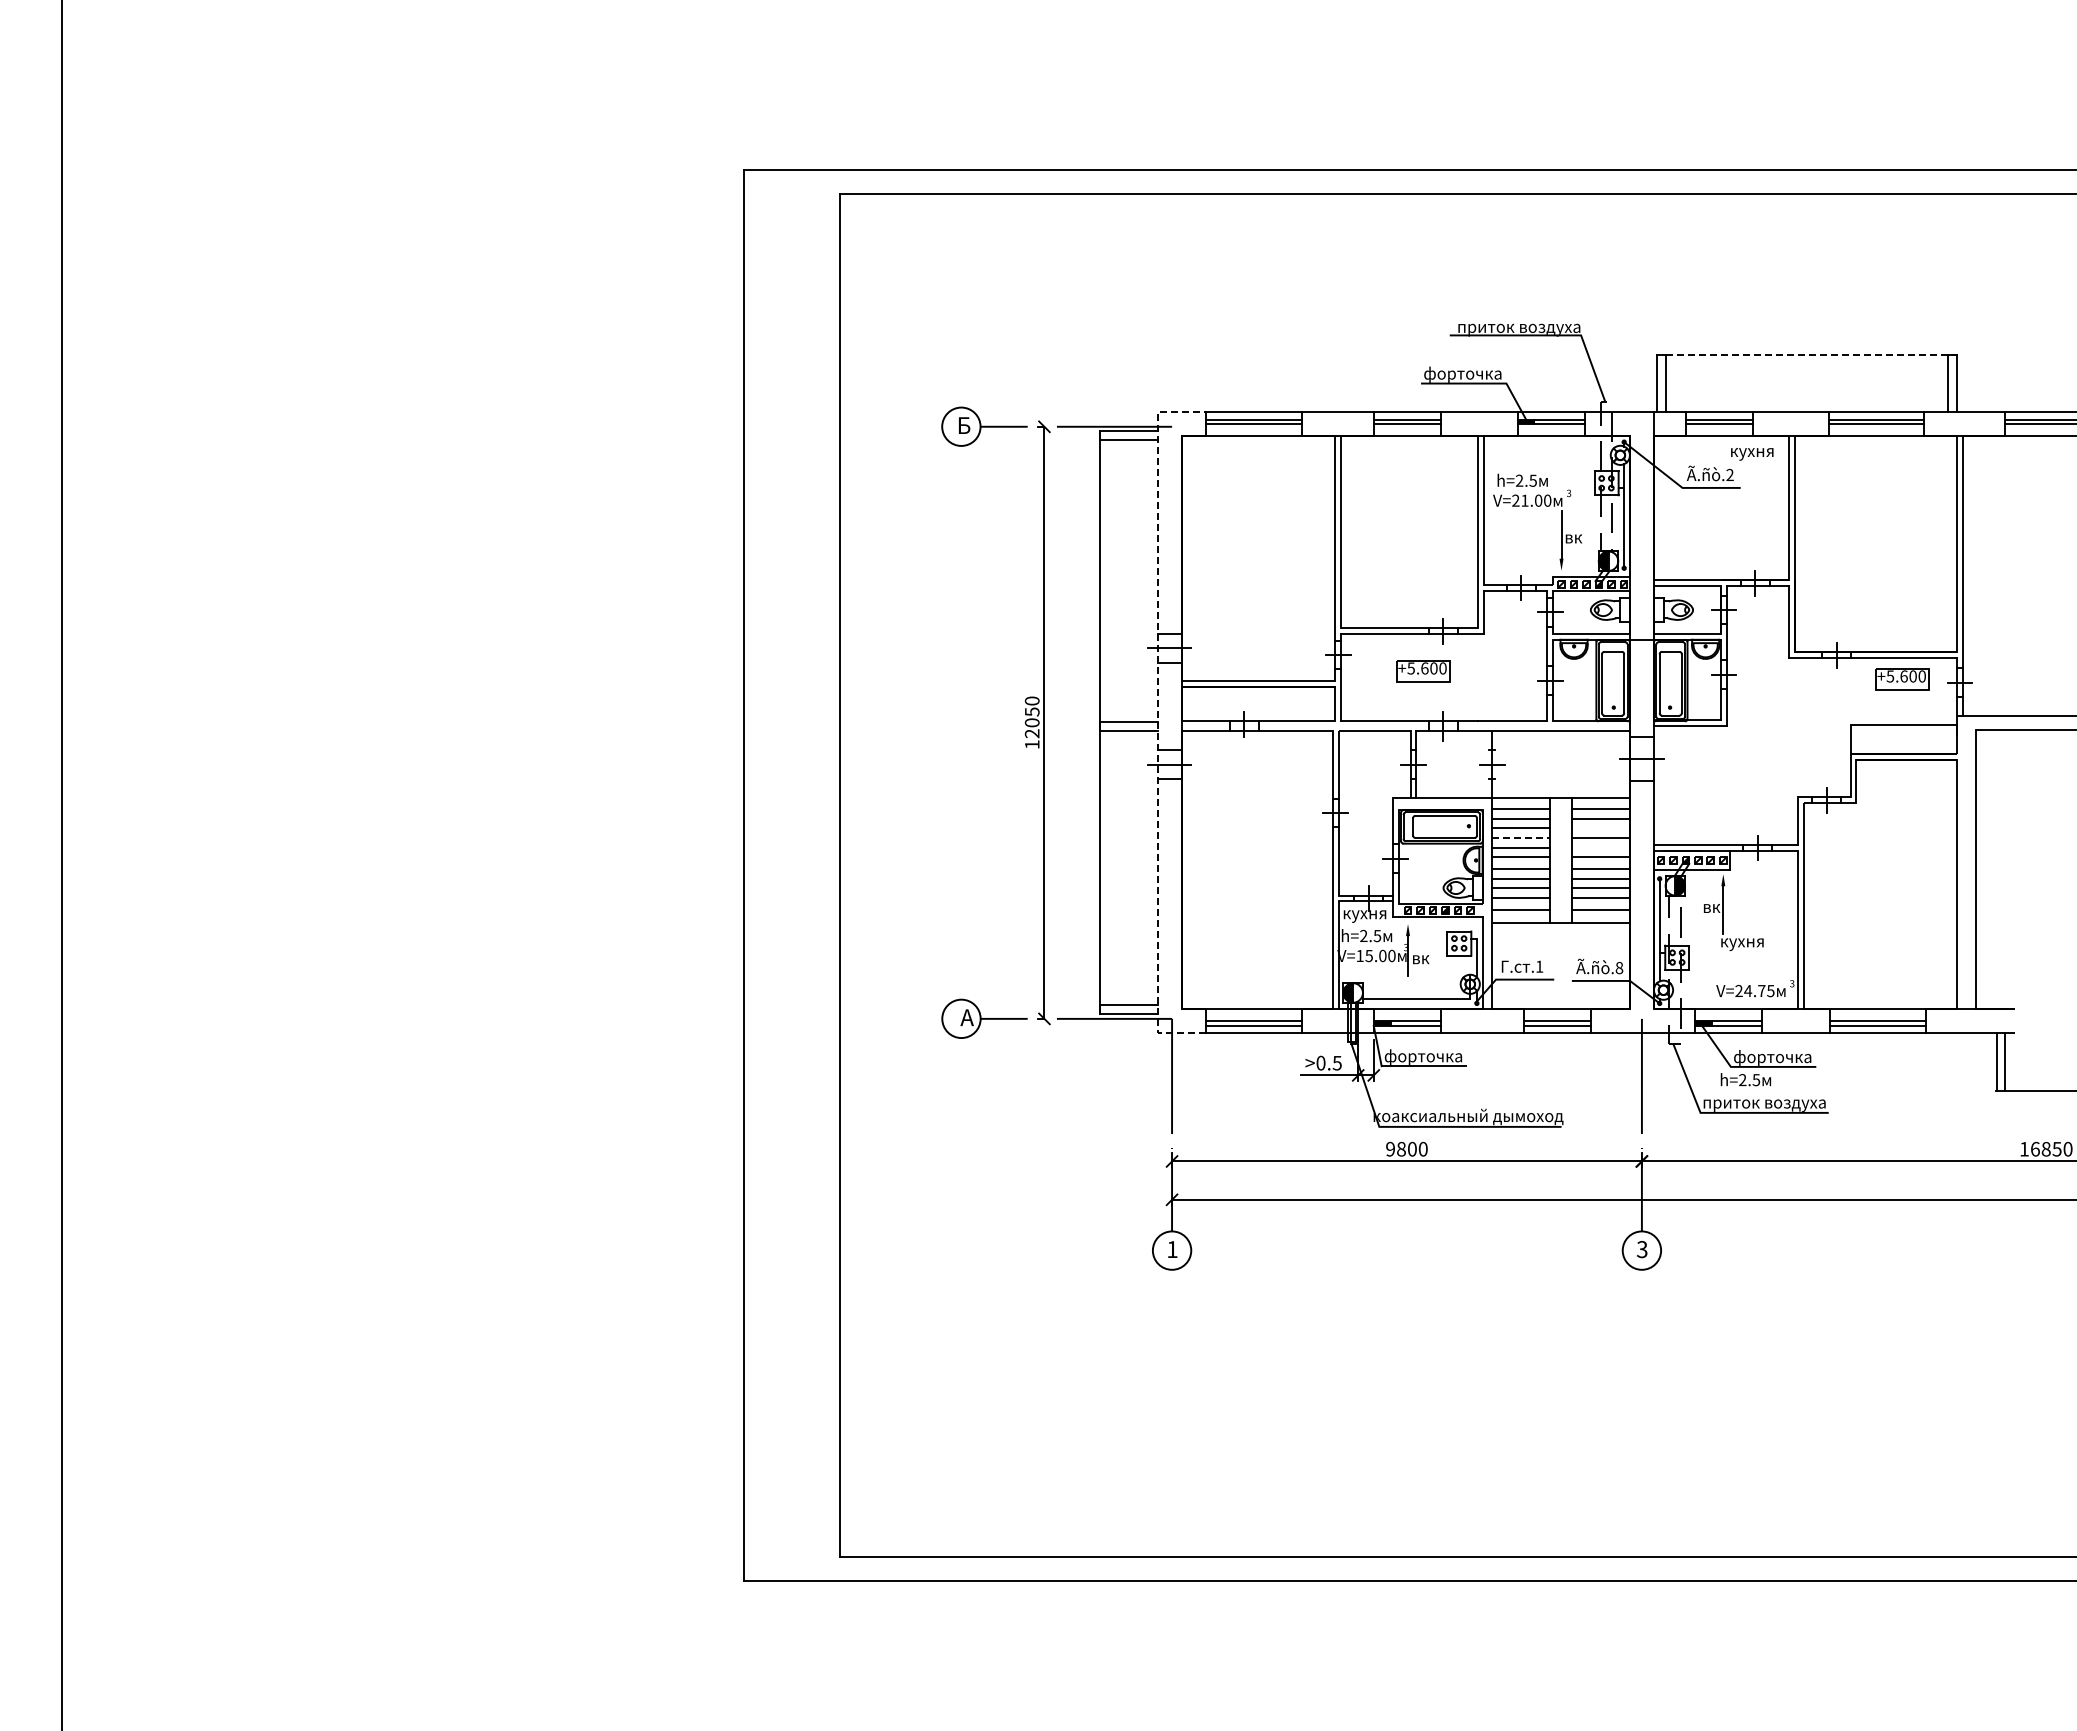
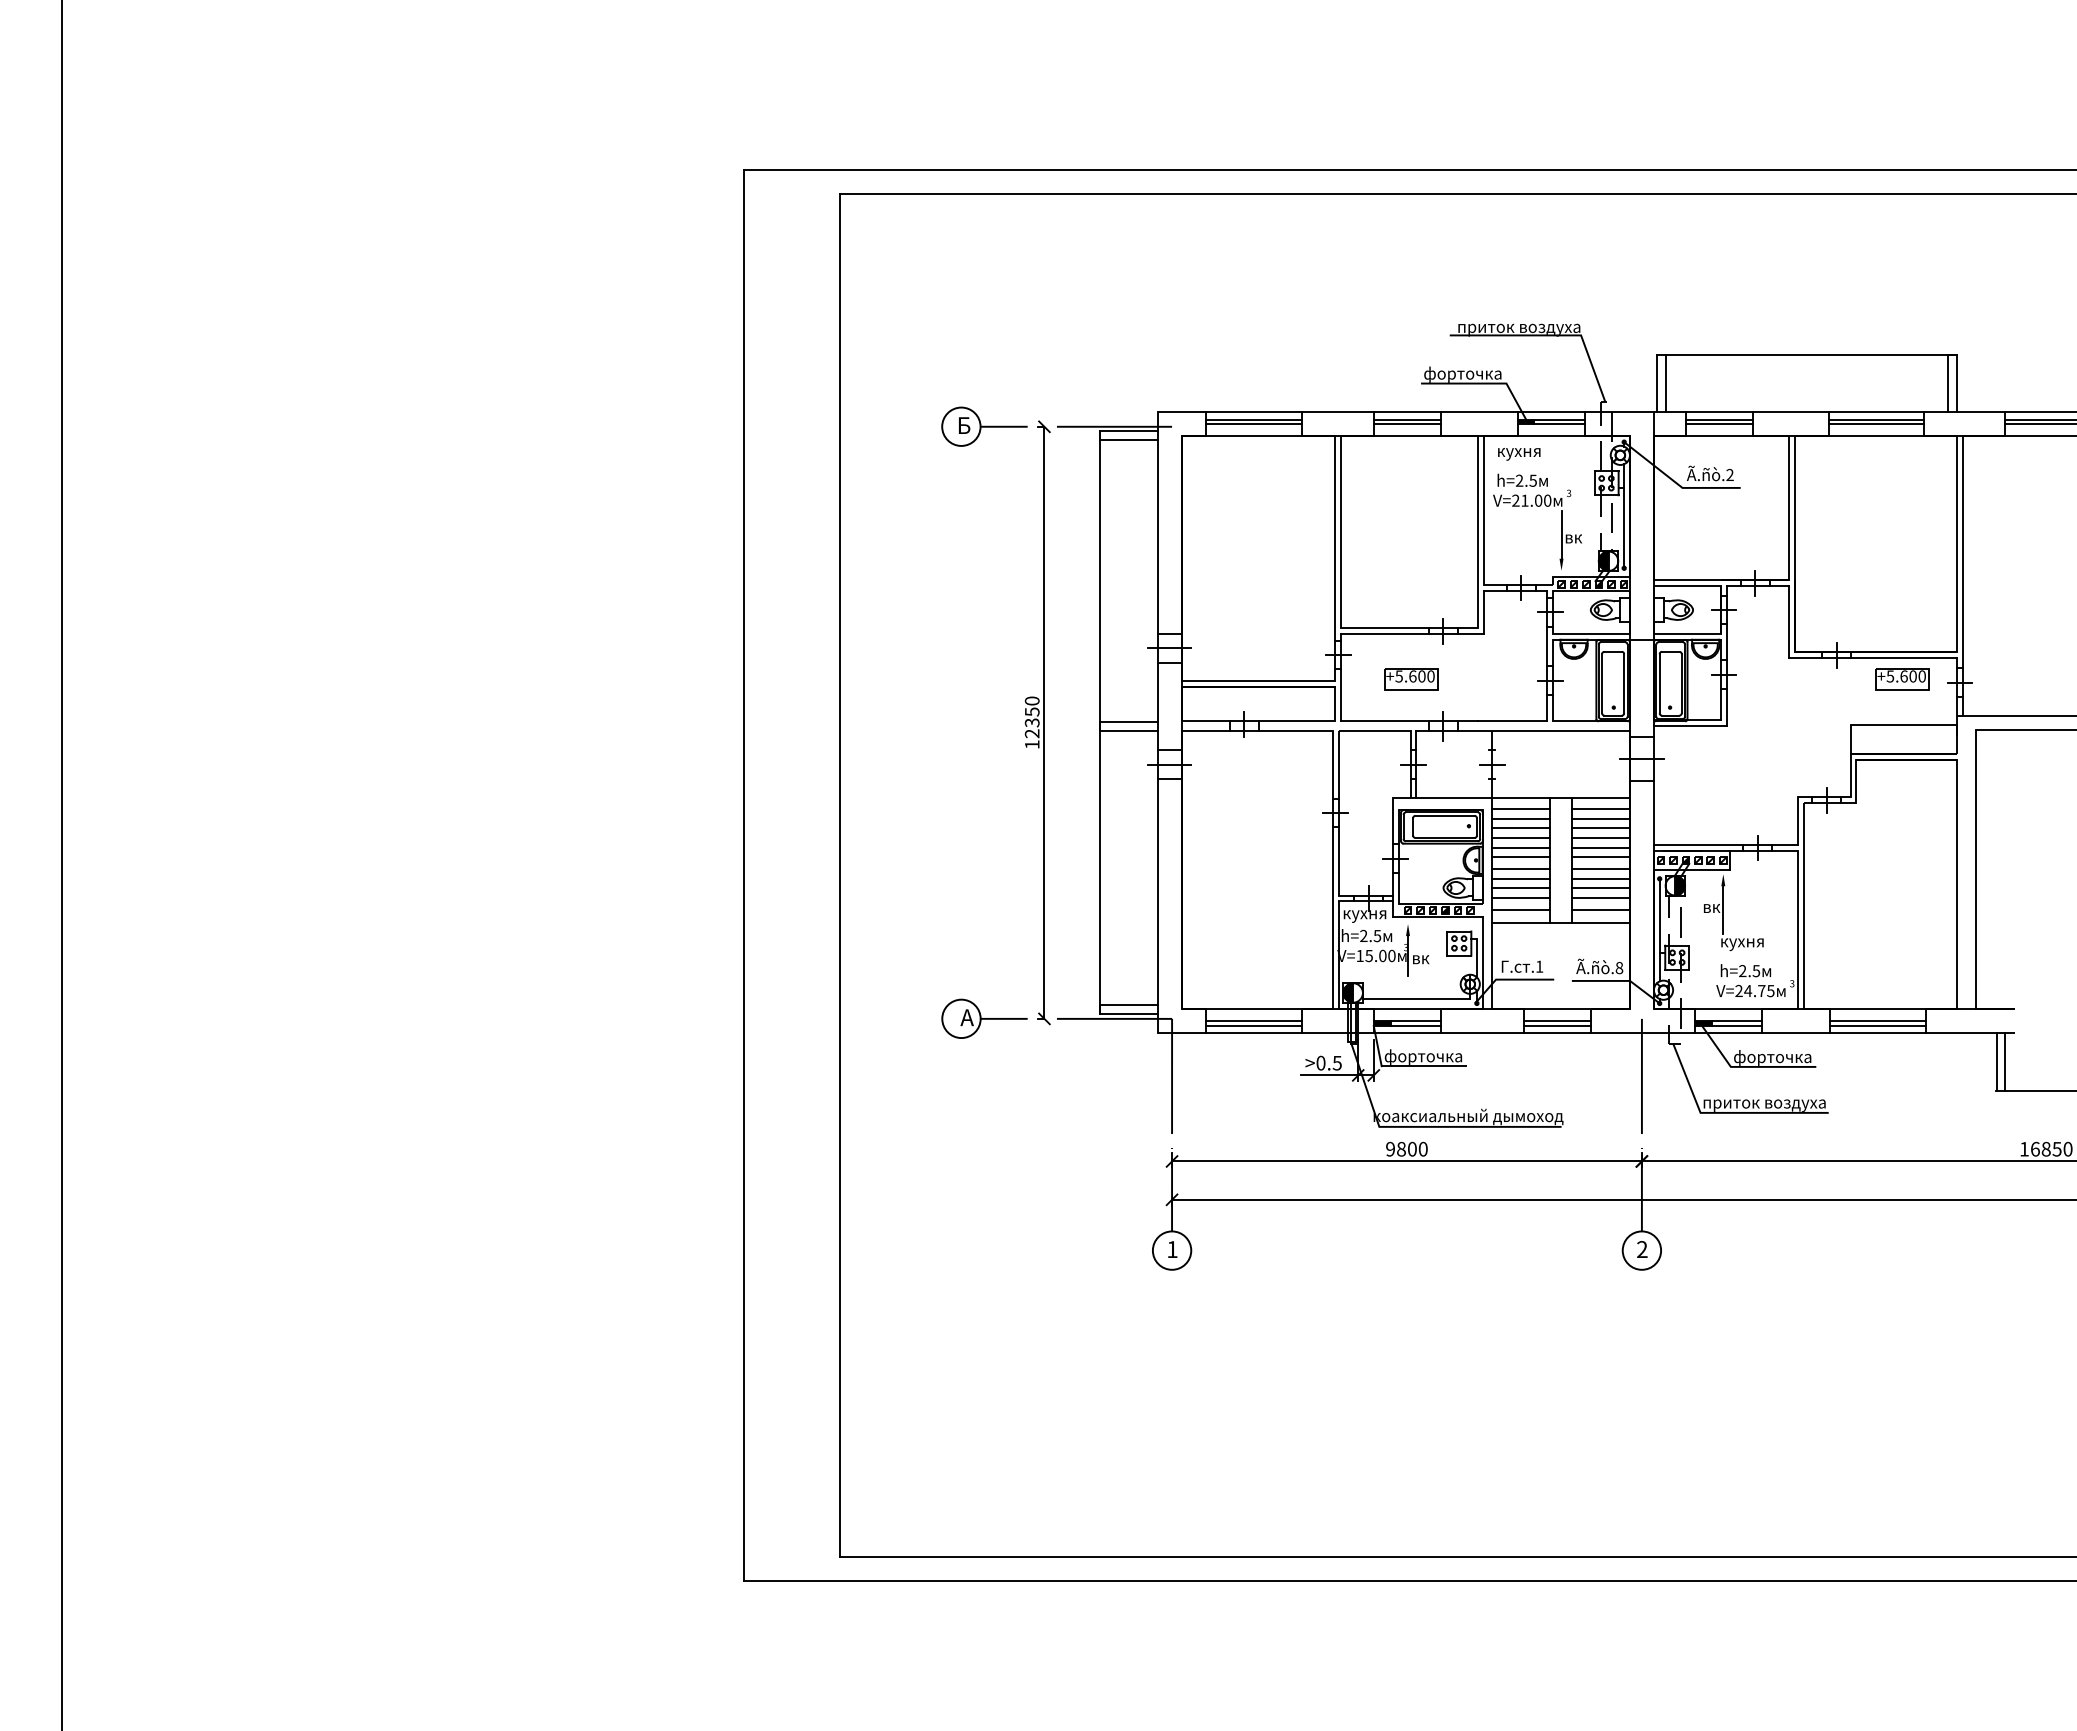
line: dashed -> solid (1811, 354)
text position: (1752, 454) -> (1519, 454) (1519, 454)
part position: (1423, 671) -> (1411, 679) (1411, 679)
text: 12050 -> 12350 (1032, 722)
line: dashed -> solid (1157, 722)
line: none -> present (1600, 828)
line: dashed -> solid (1521, 837)
line: none -> present (1600, 847)
text position: (1745, 1079) -> (1745, 970) (1745, 970)
text: 3 -> 2 (1642, 1249)
